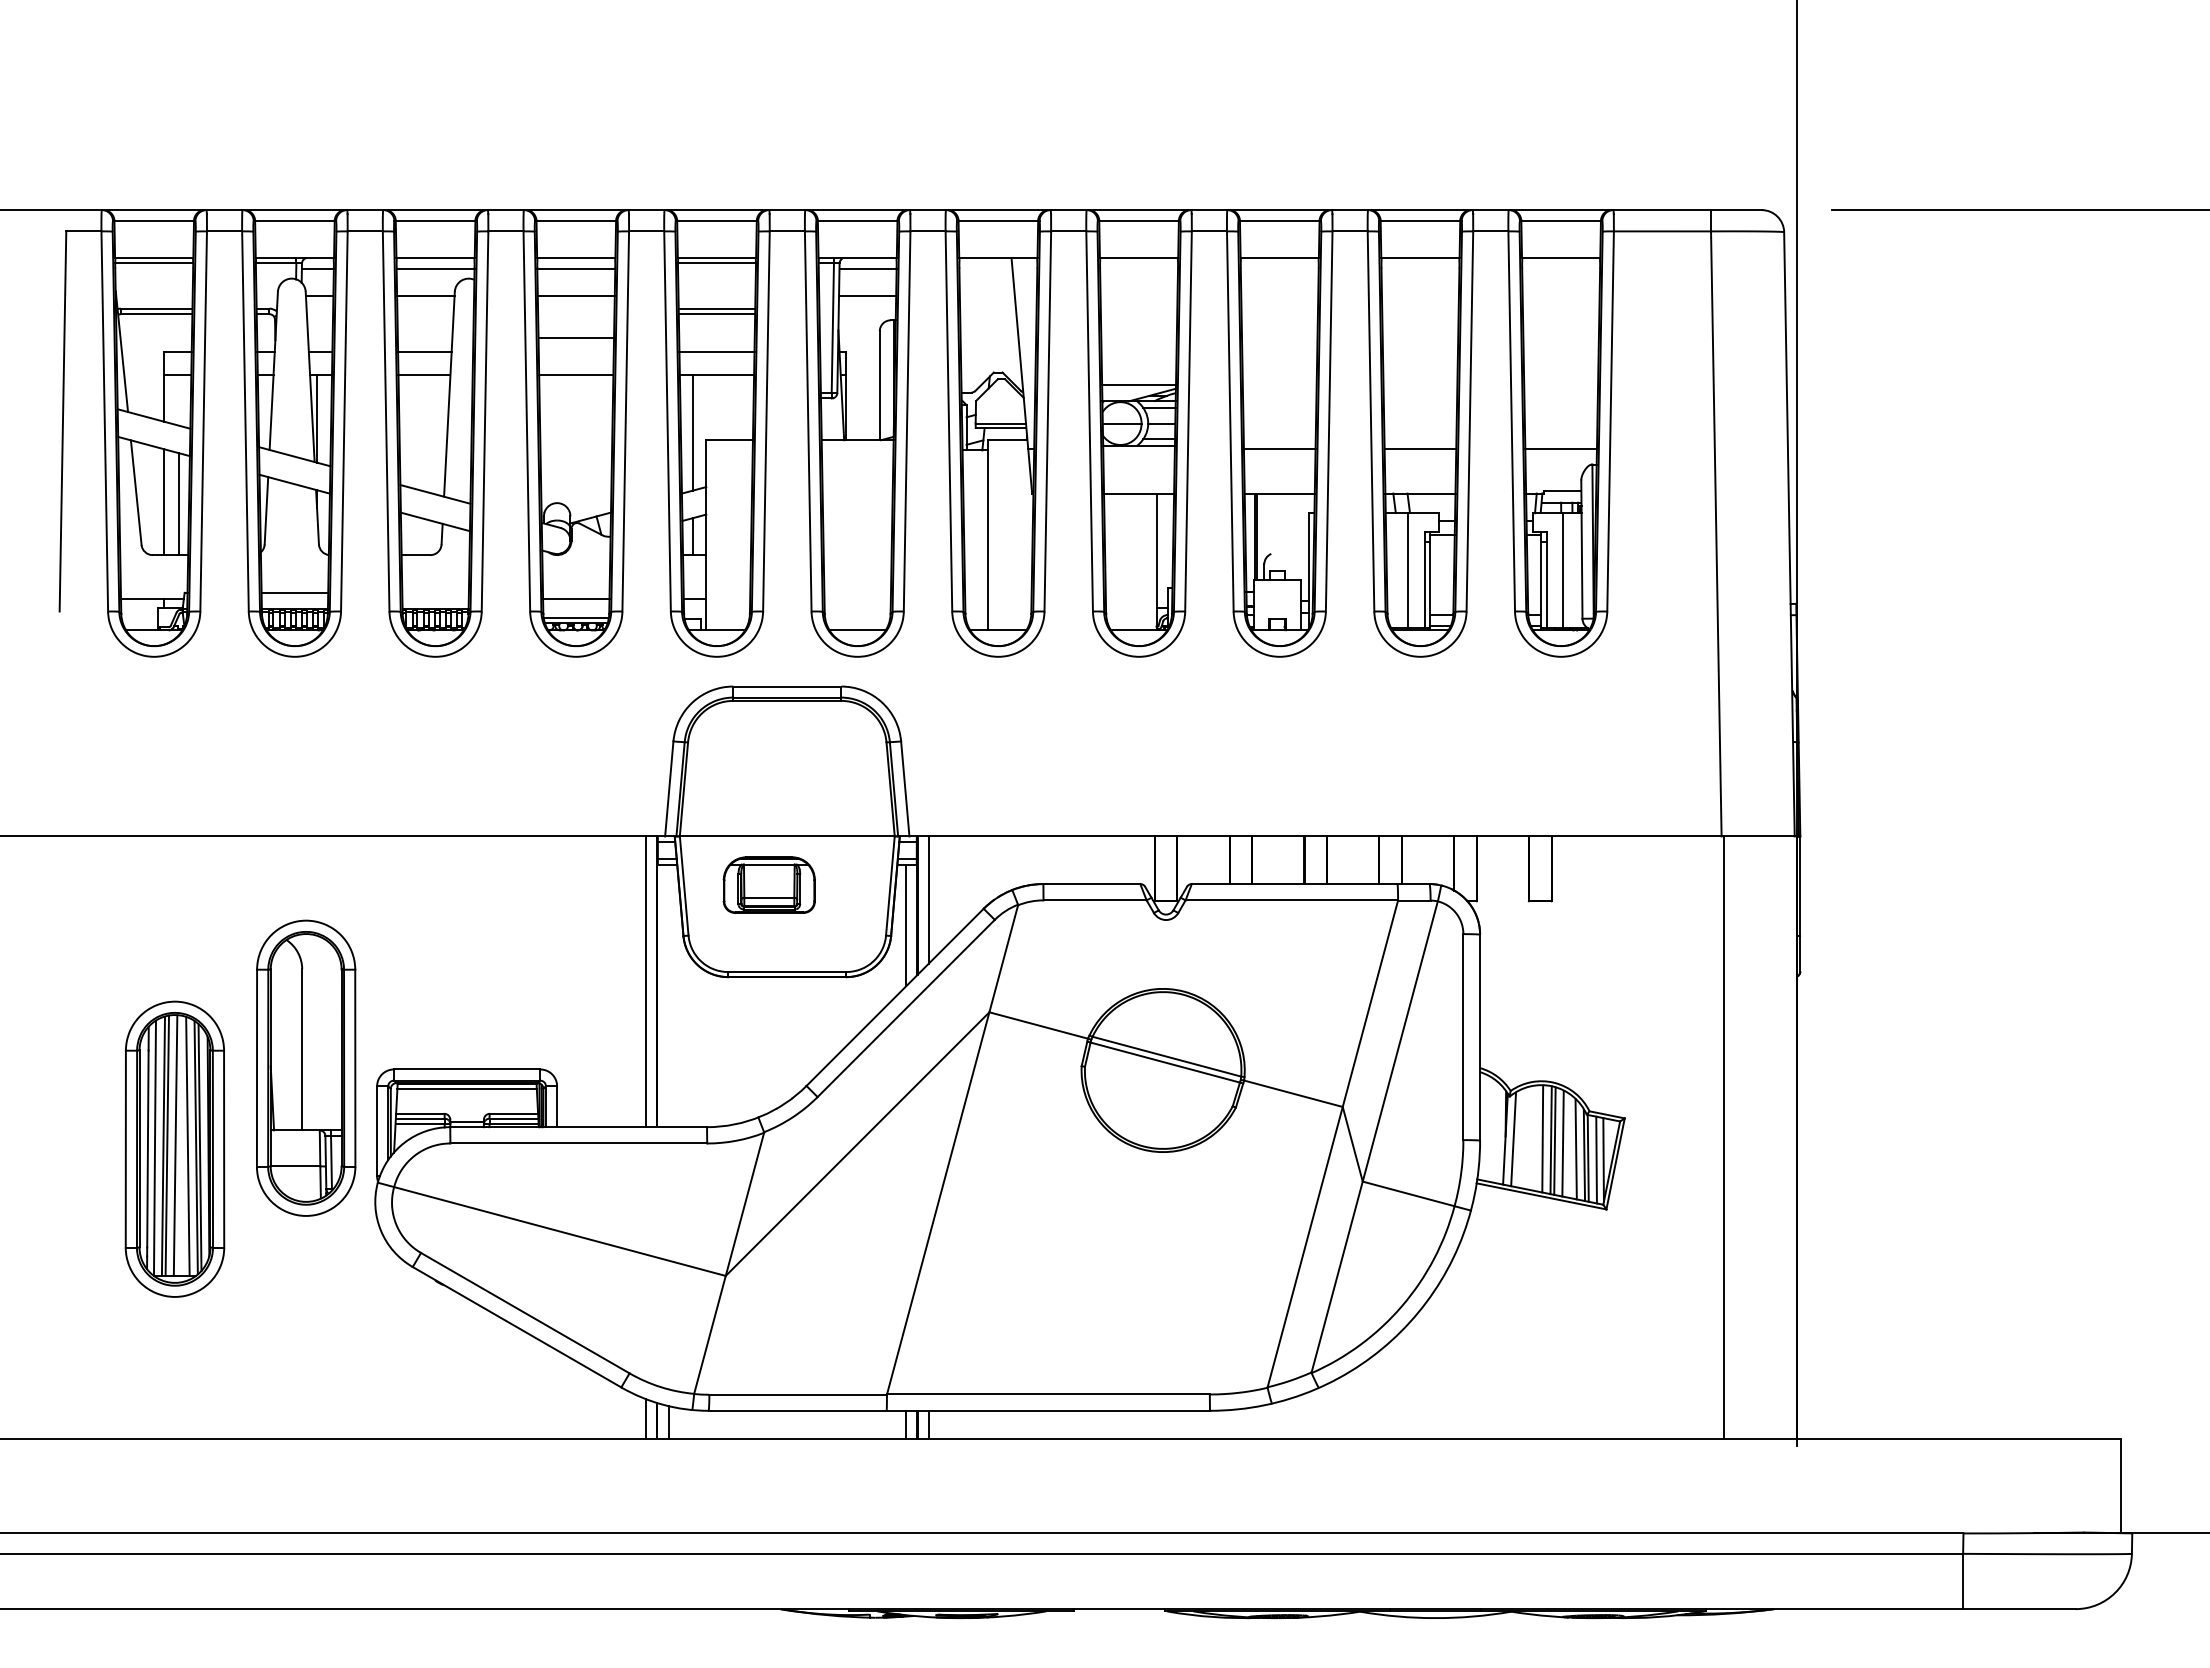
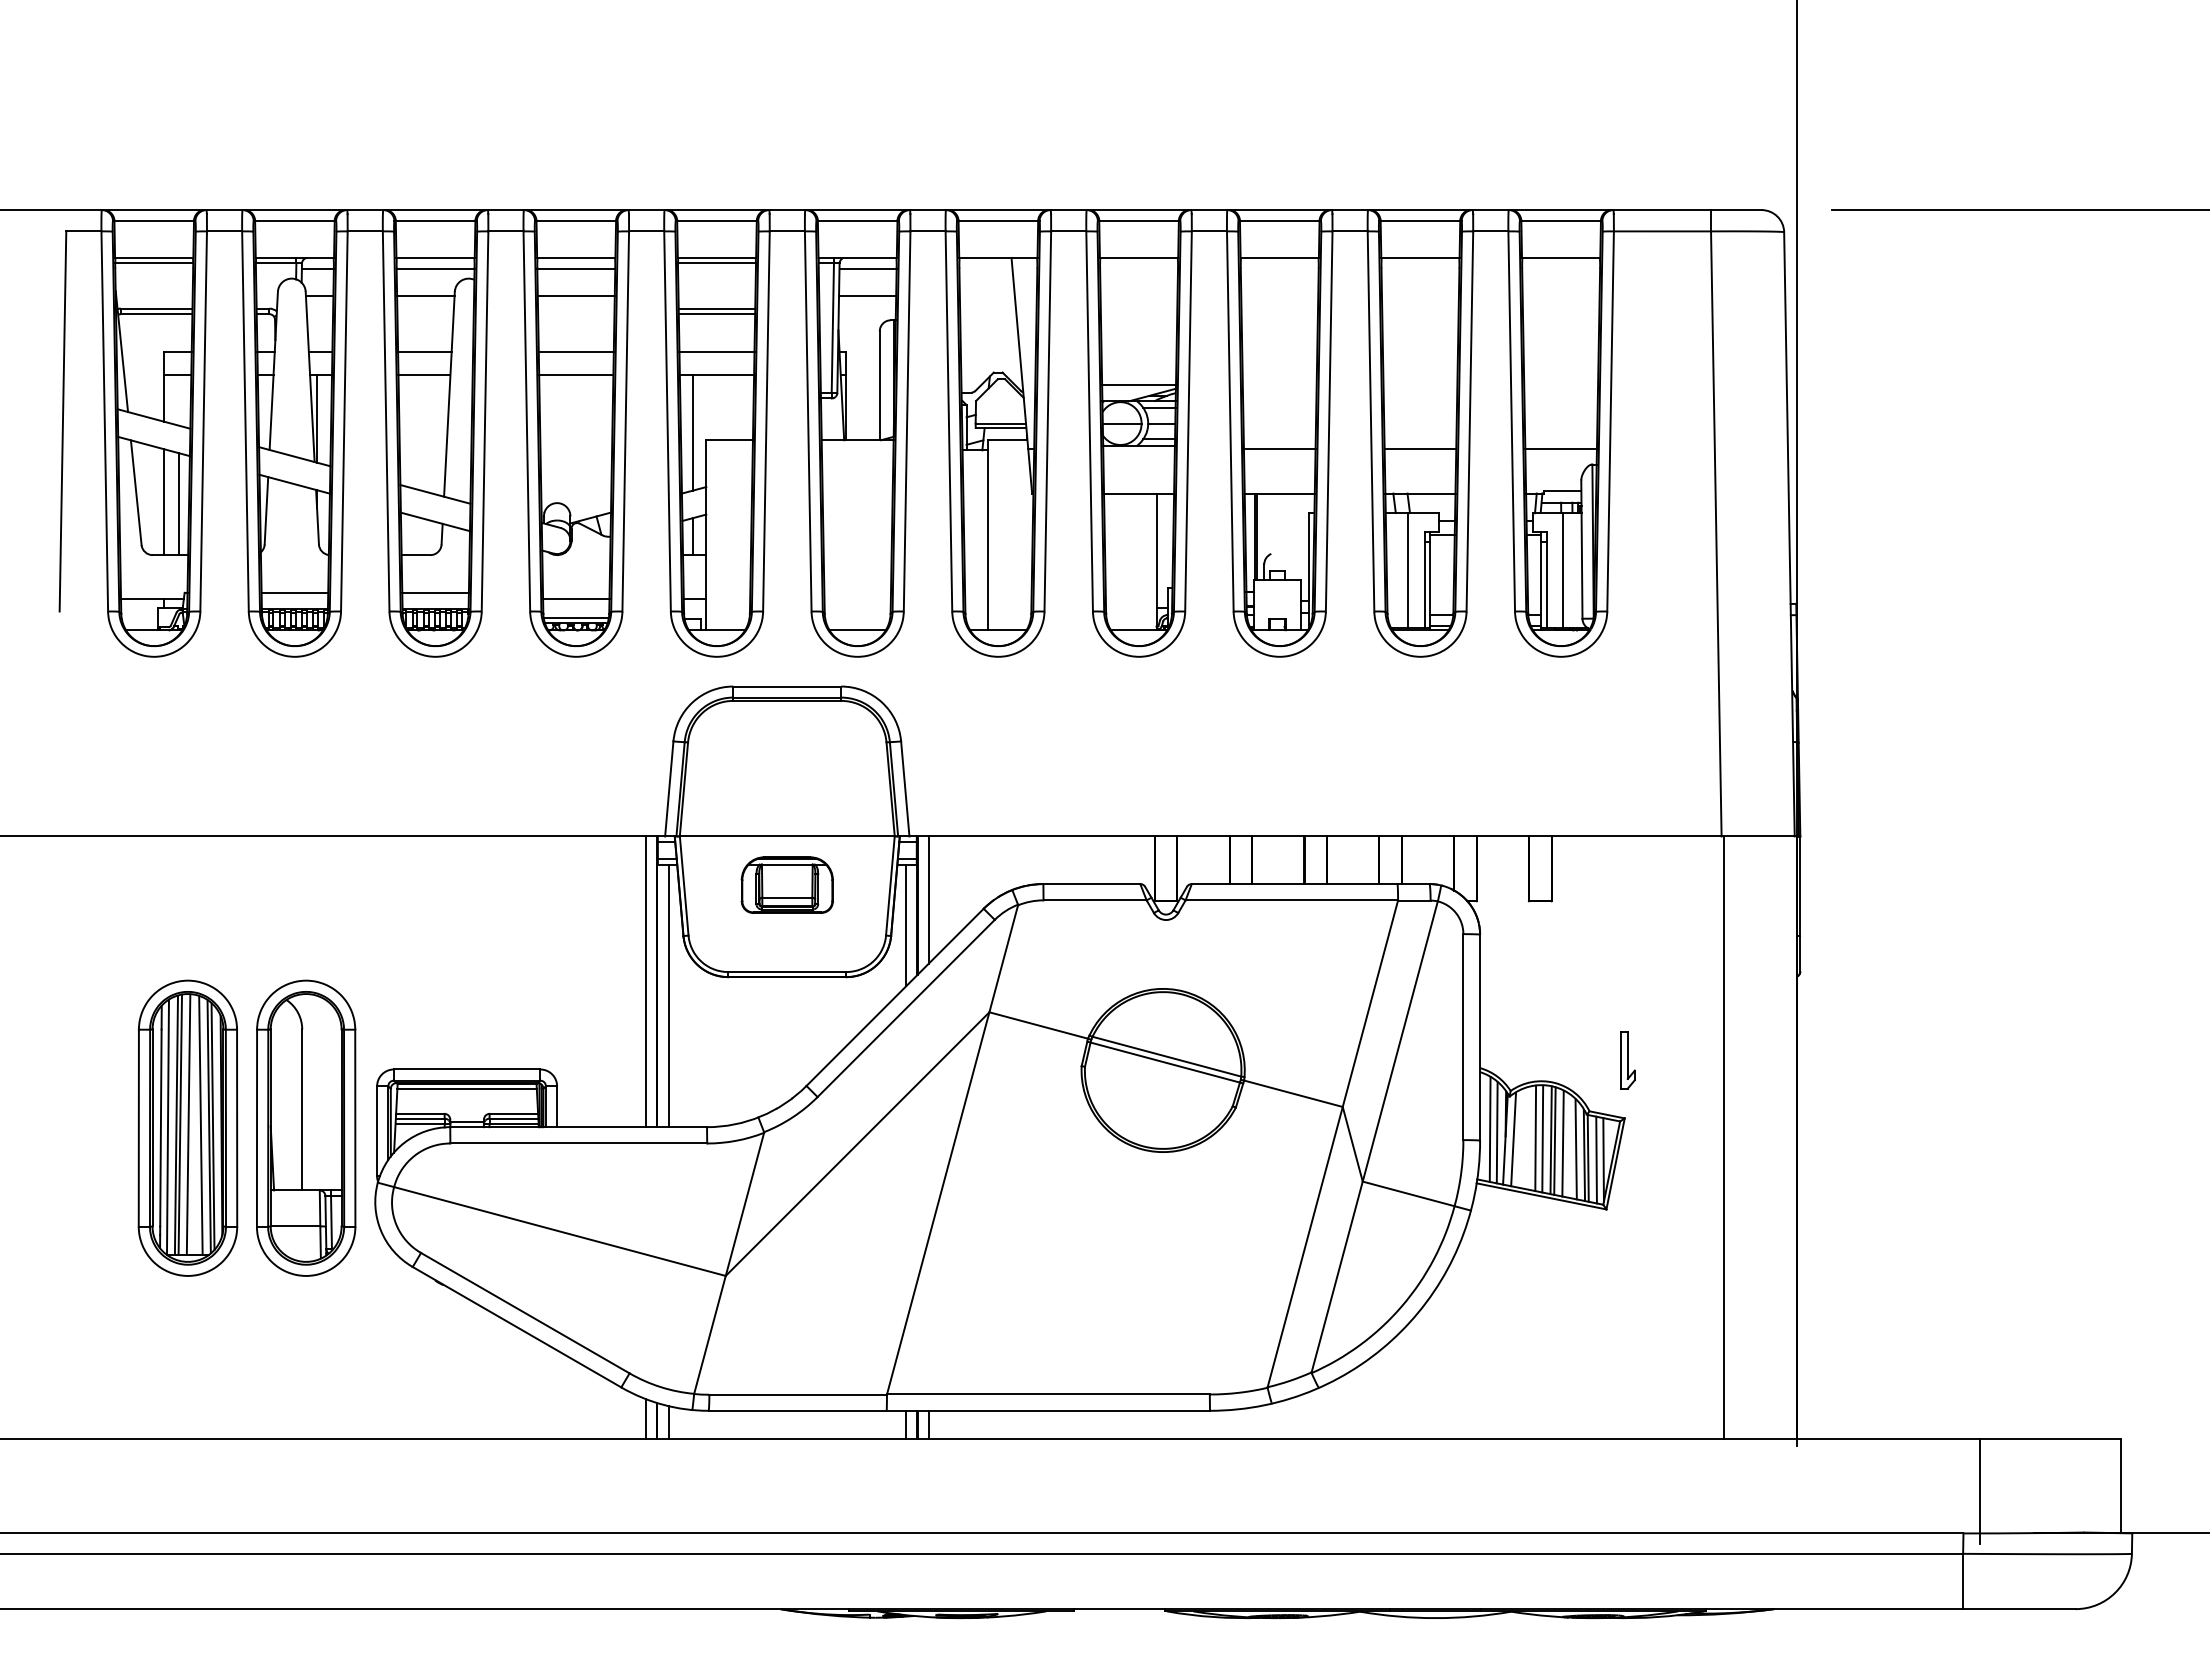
line position: (575, 338) -> (575, 352) (575, 352)
line: none -> present (435, 592)
part position: (768, 884) -> (786, 884) (786, 884)
line: none -> present (668, 995)
part: none -> present (1627, 1060)
part position: (306, 1067) -> (306, 1127) (306, 1127)
line: none -> present (1489, 1129)
line: none -> present (1496, 1132)
line: none -> present (1535, 1138)
part position: (174, 1148) -> (187, 1127) (187, 1127)
line: none -> present (1980, 1491)
